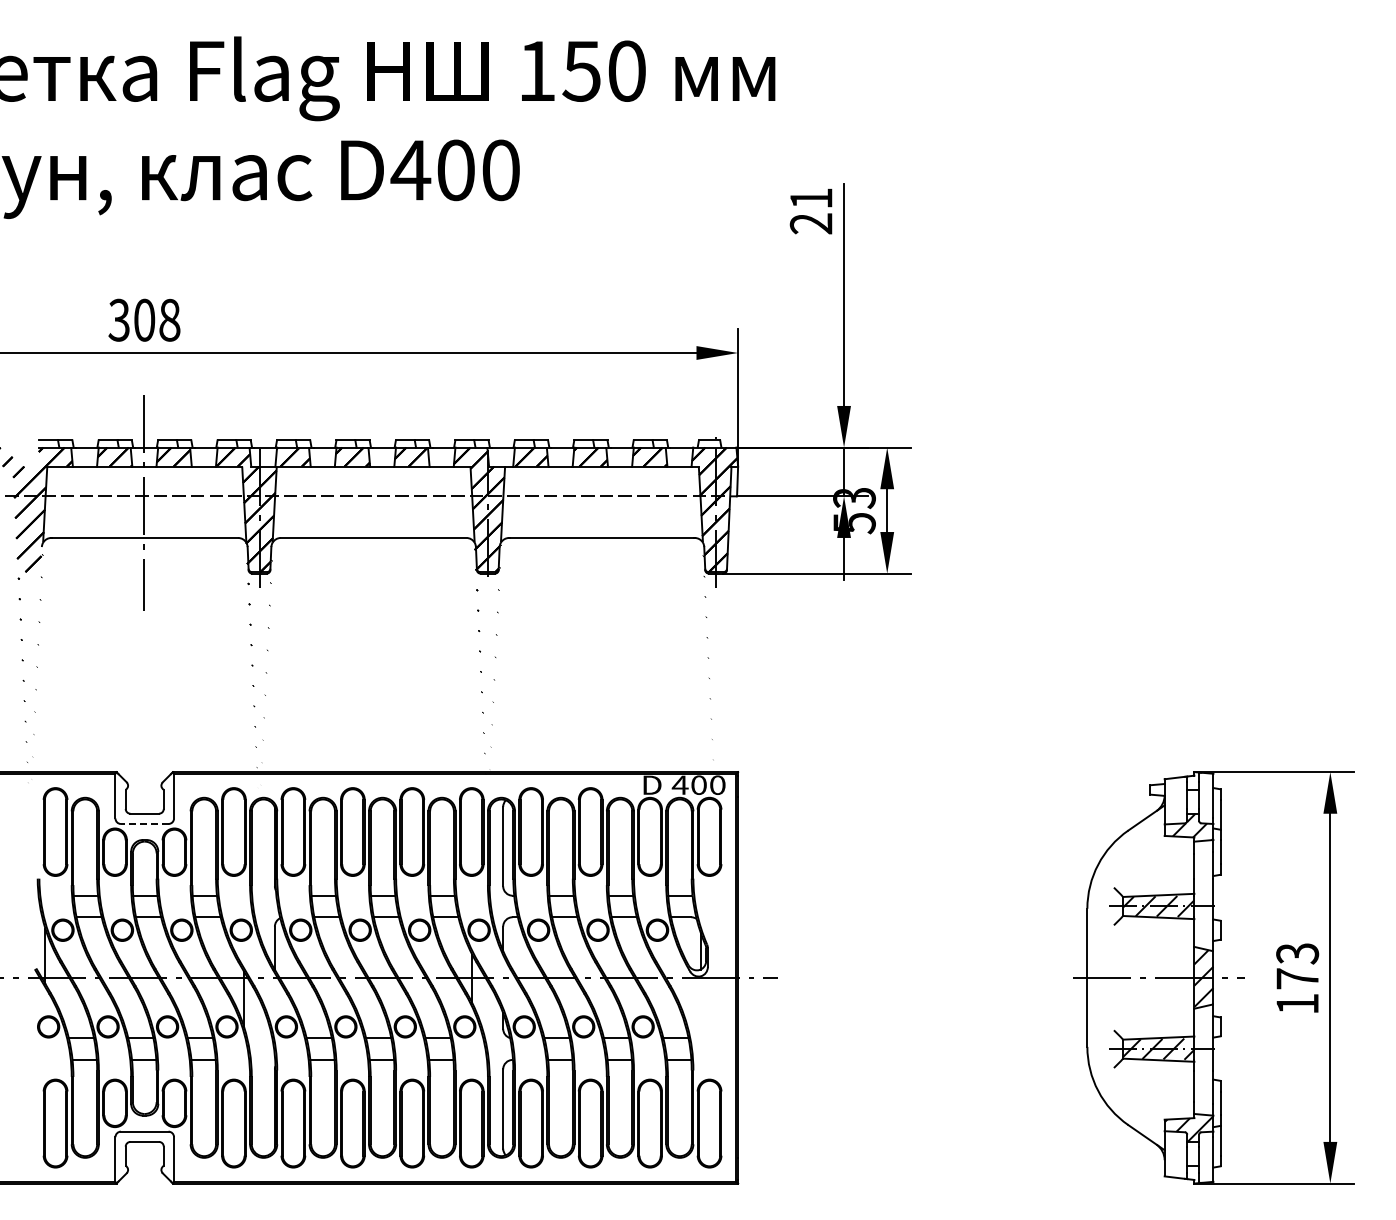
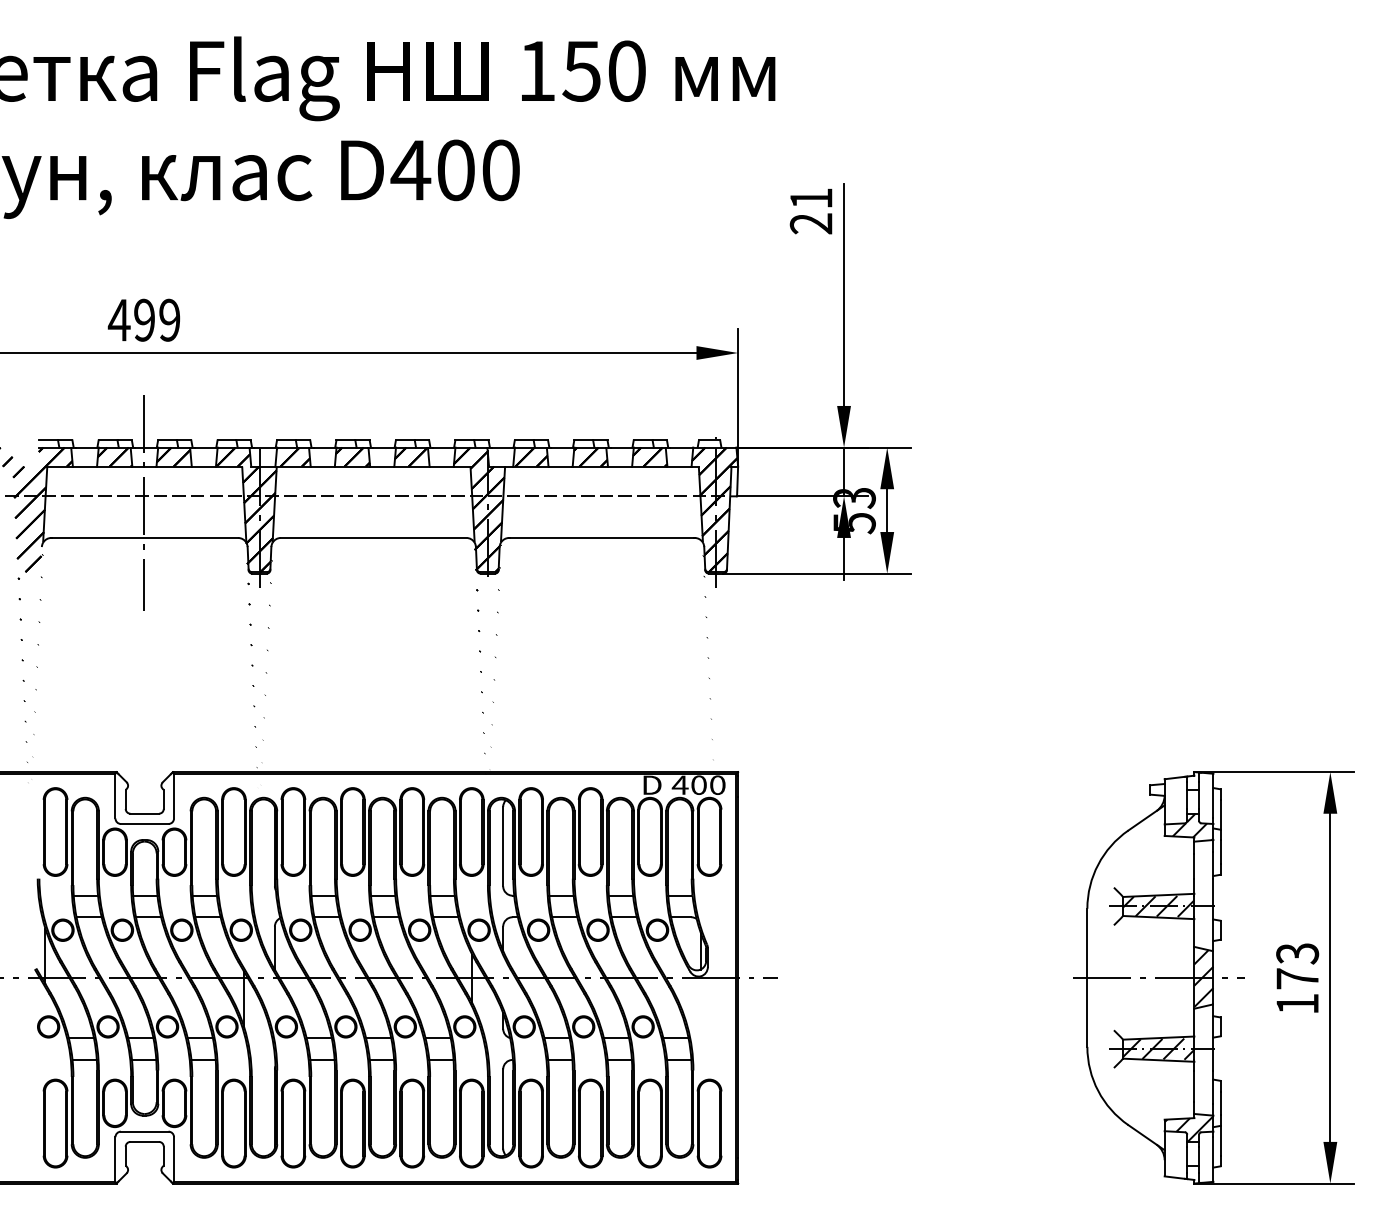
text: 308 -> 499 (143, 319)
line: dashed -> solid (144, 823)
